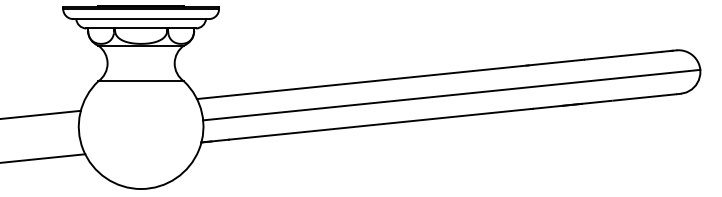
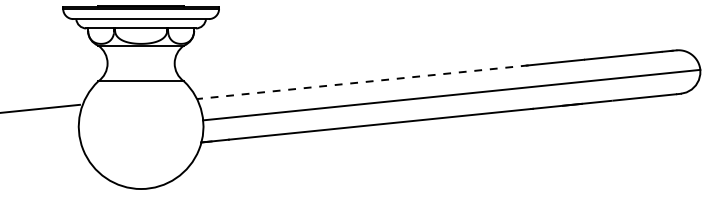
line: solid -> dashed (362, 82)
line position: (41, 114) -> (40, 108) (40, 108)
line: present -> none (43, 158)
